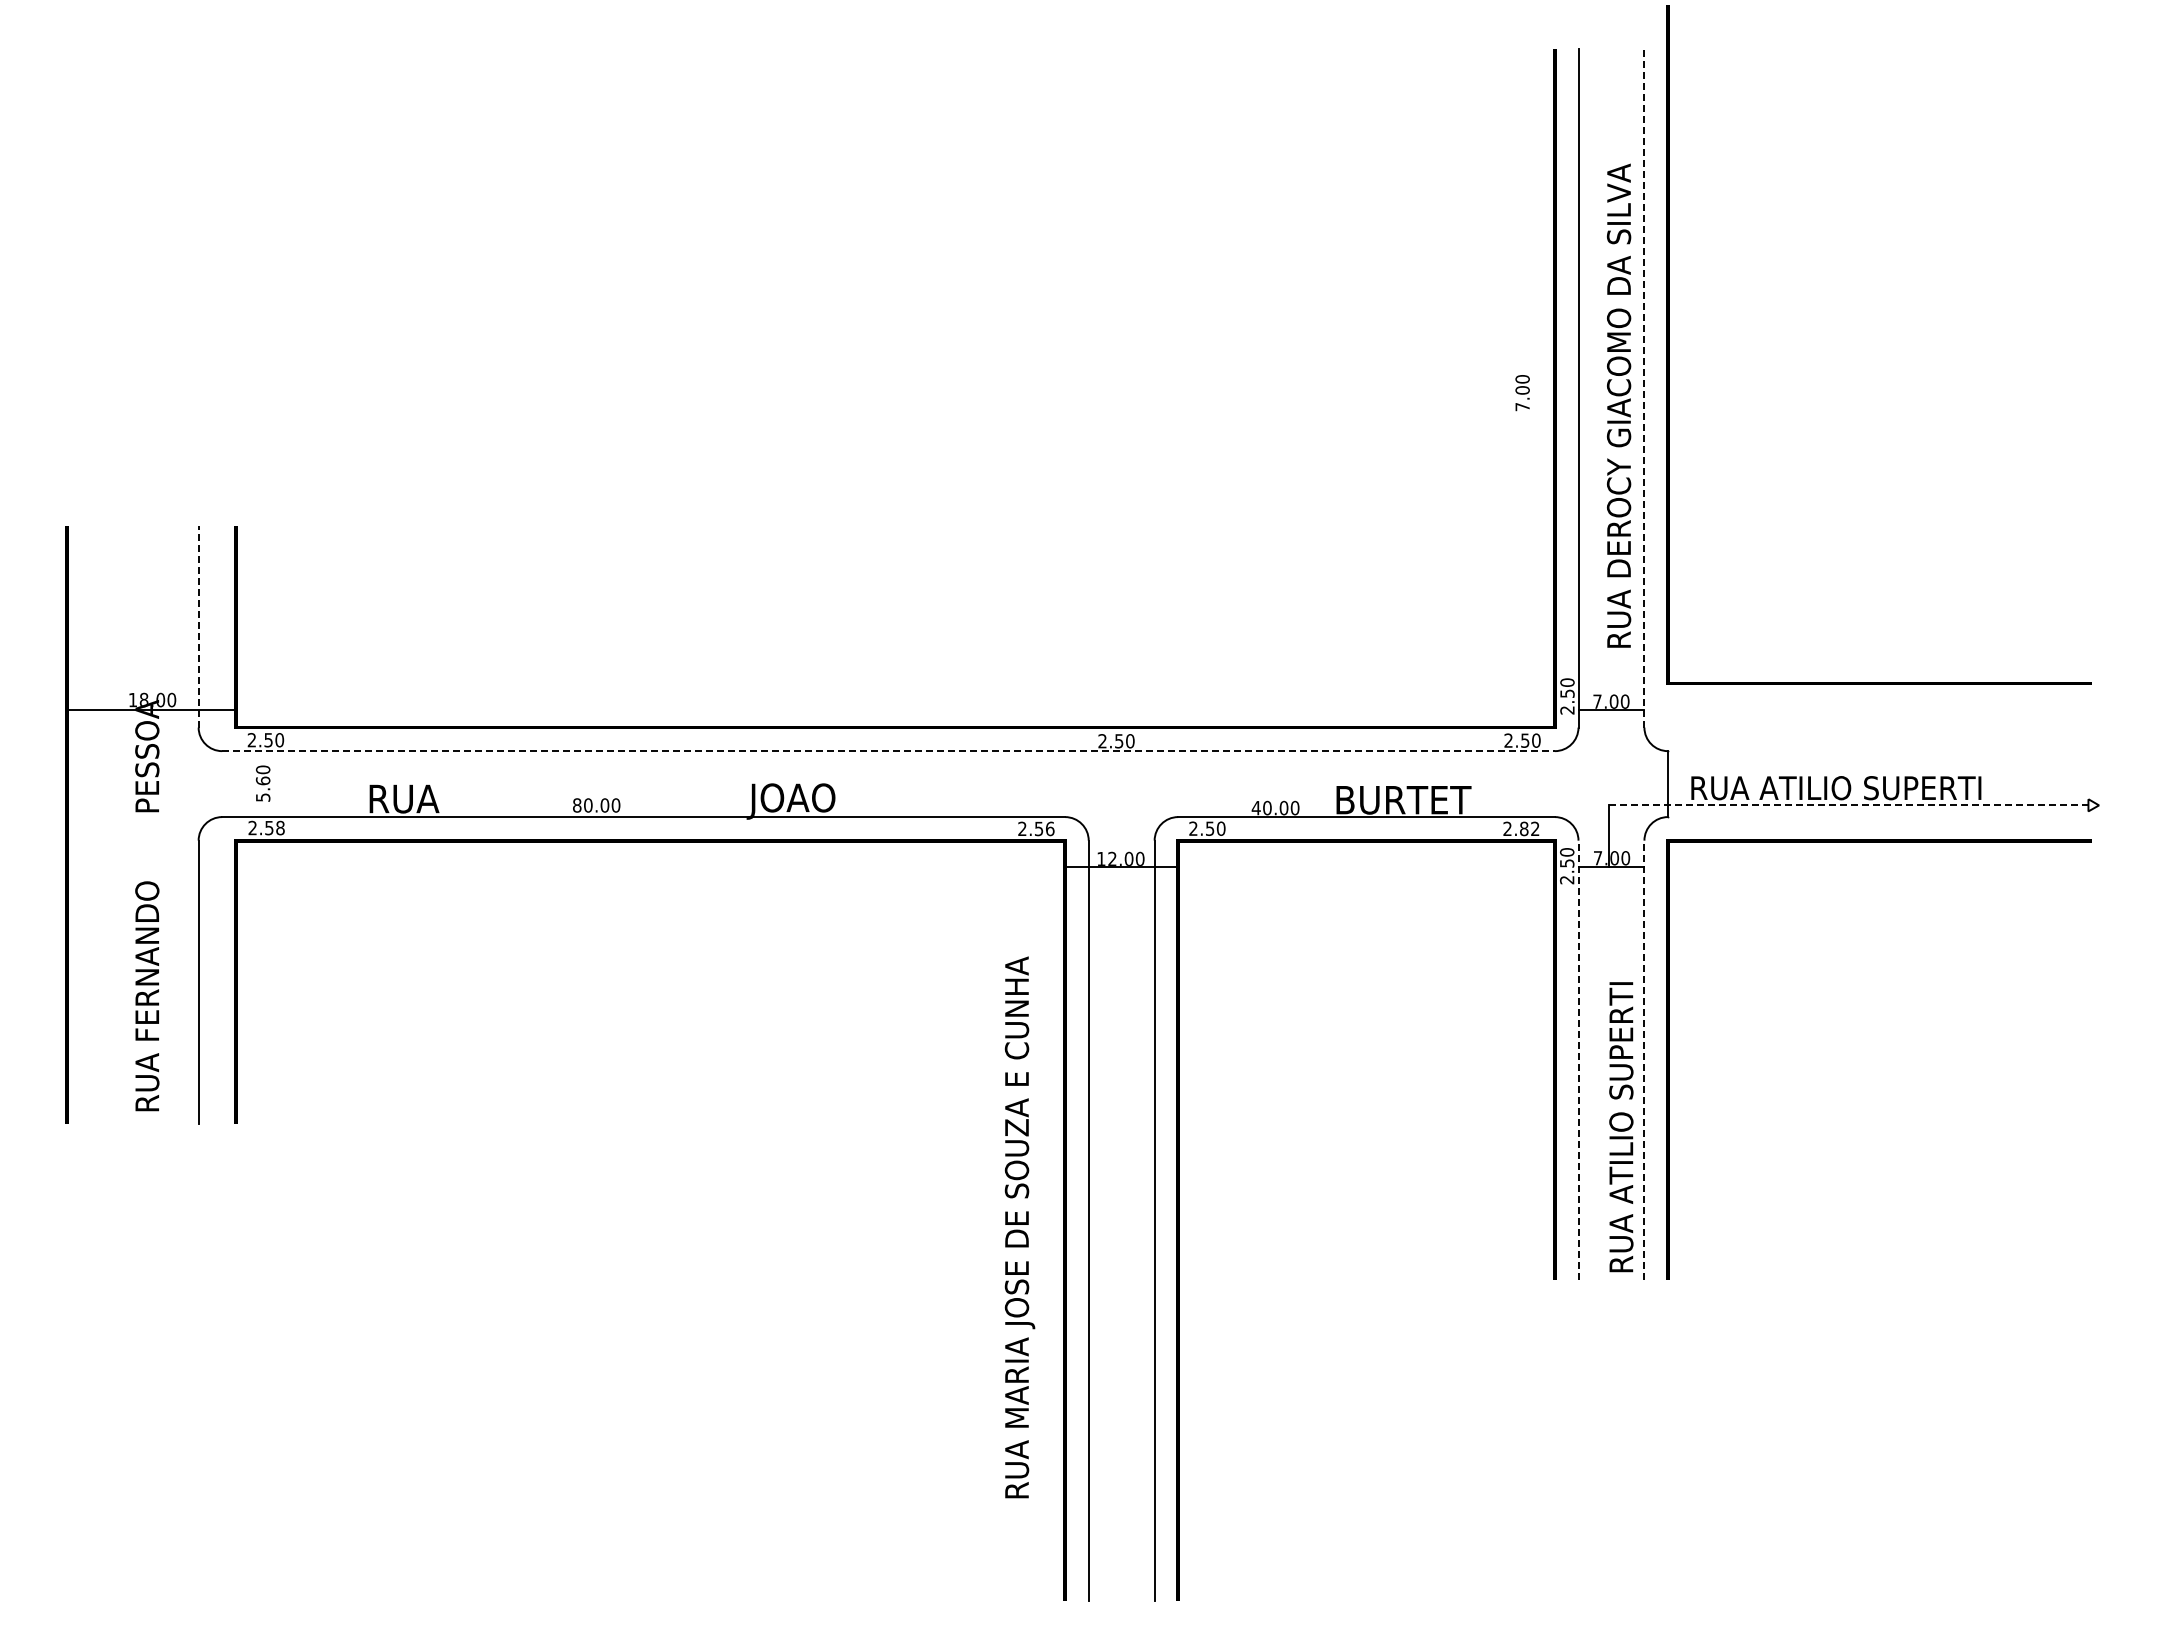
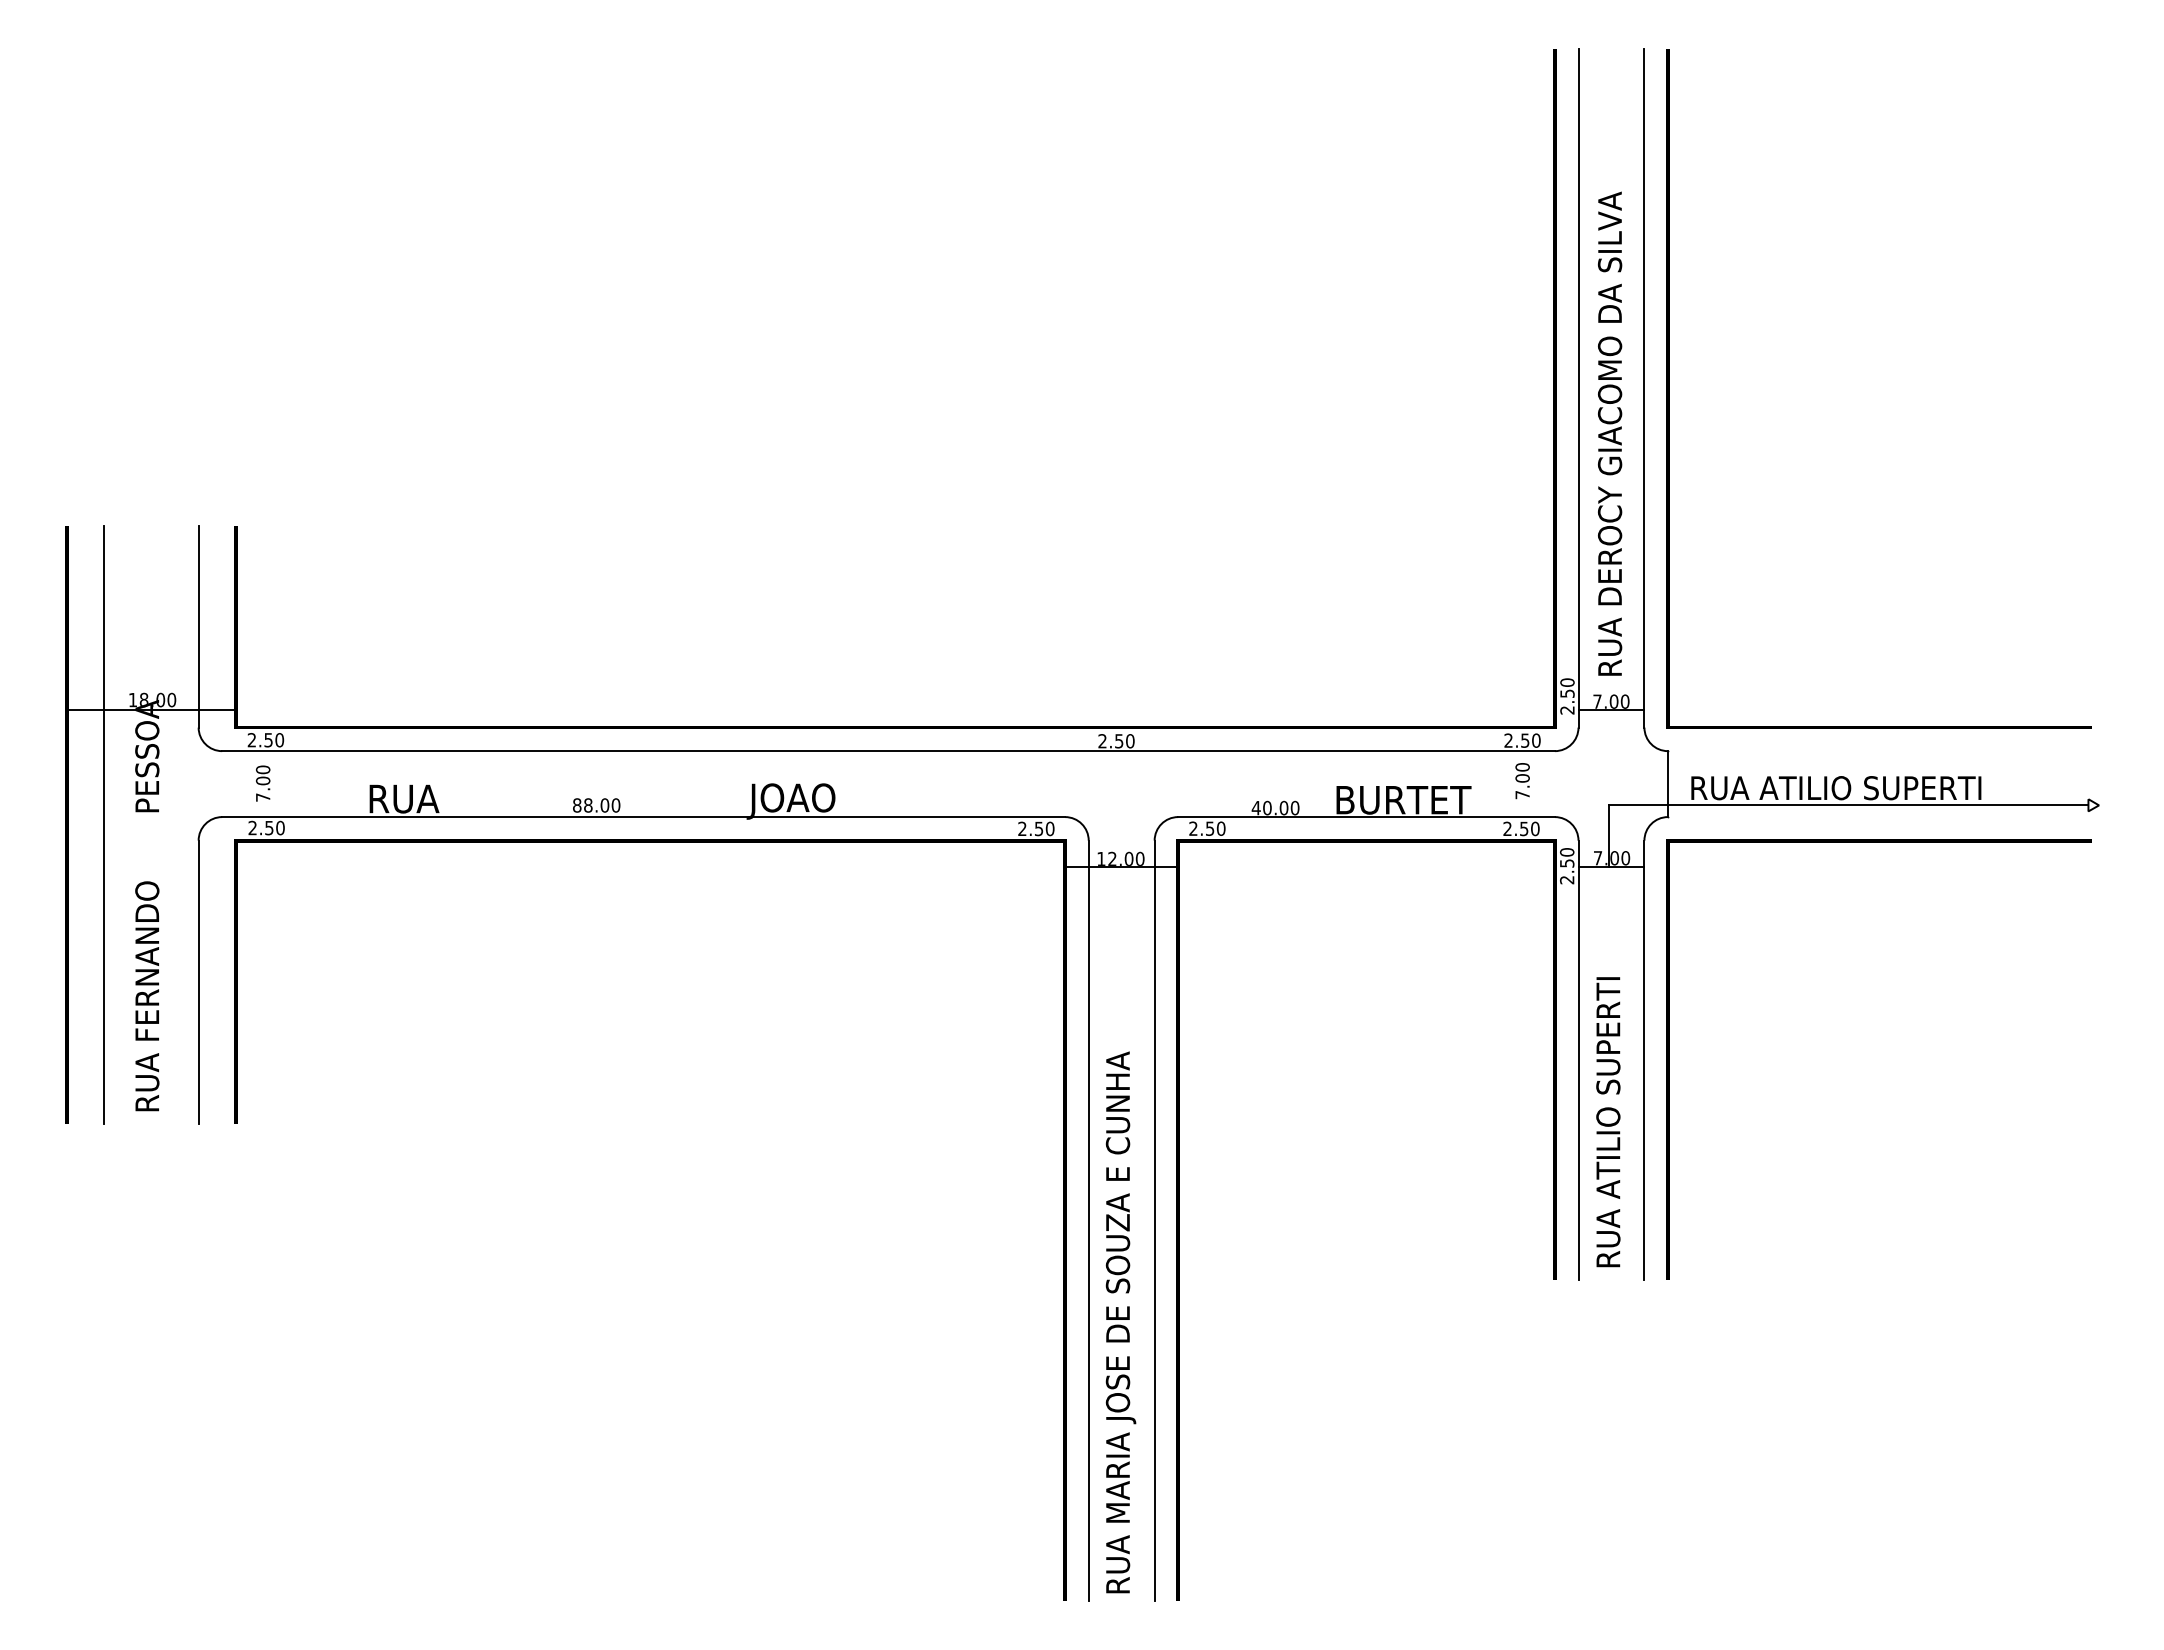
line position: (1669, 344) -> (1669, 388) (1669, 388)
line: dashed -> solid (1644, 387)
text position: (1522, 393) -> (1522, 781) (1522, 781)
text position: (1619, 405) -> (1610, 433) (1610, 433)
line: dashed -> solid (198, 626)
line: dashed -> solid (889, 751)
text: 5.60 -> 7.00 (262, 788)
text: 80.00 -> 88.00 (588, 805)
line: dashed -> solid (1848, 805)
line: none -> present (104, 824)
text: 2.58 -> 2.50 (280, 827)
text: 2.56 -> 2.50 (1050, 828)
text: 2.82 -> 2.50 (1529, 828)
line: dashed -> solid (1578, 1060)
line: dashed -> solid (1644, 1060)
text position: (1621, 1127) -> (1608, 1122) (1608, 1122)
text position: (1019, 1227) -> (1120, 1322) (1120, 1322)
